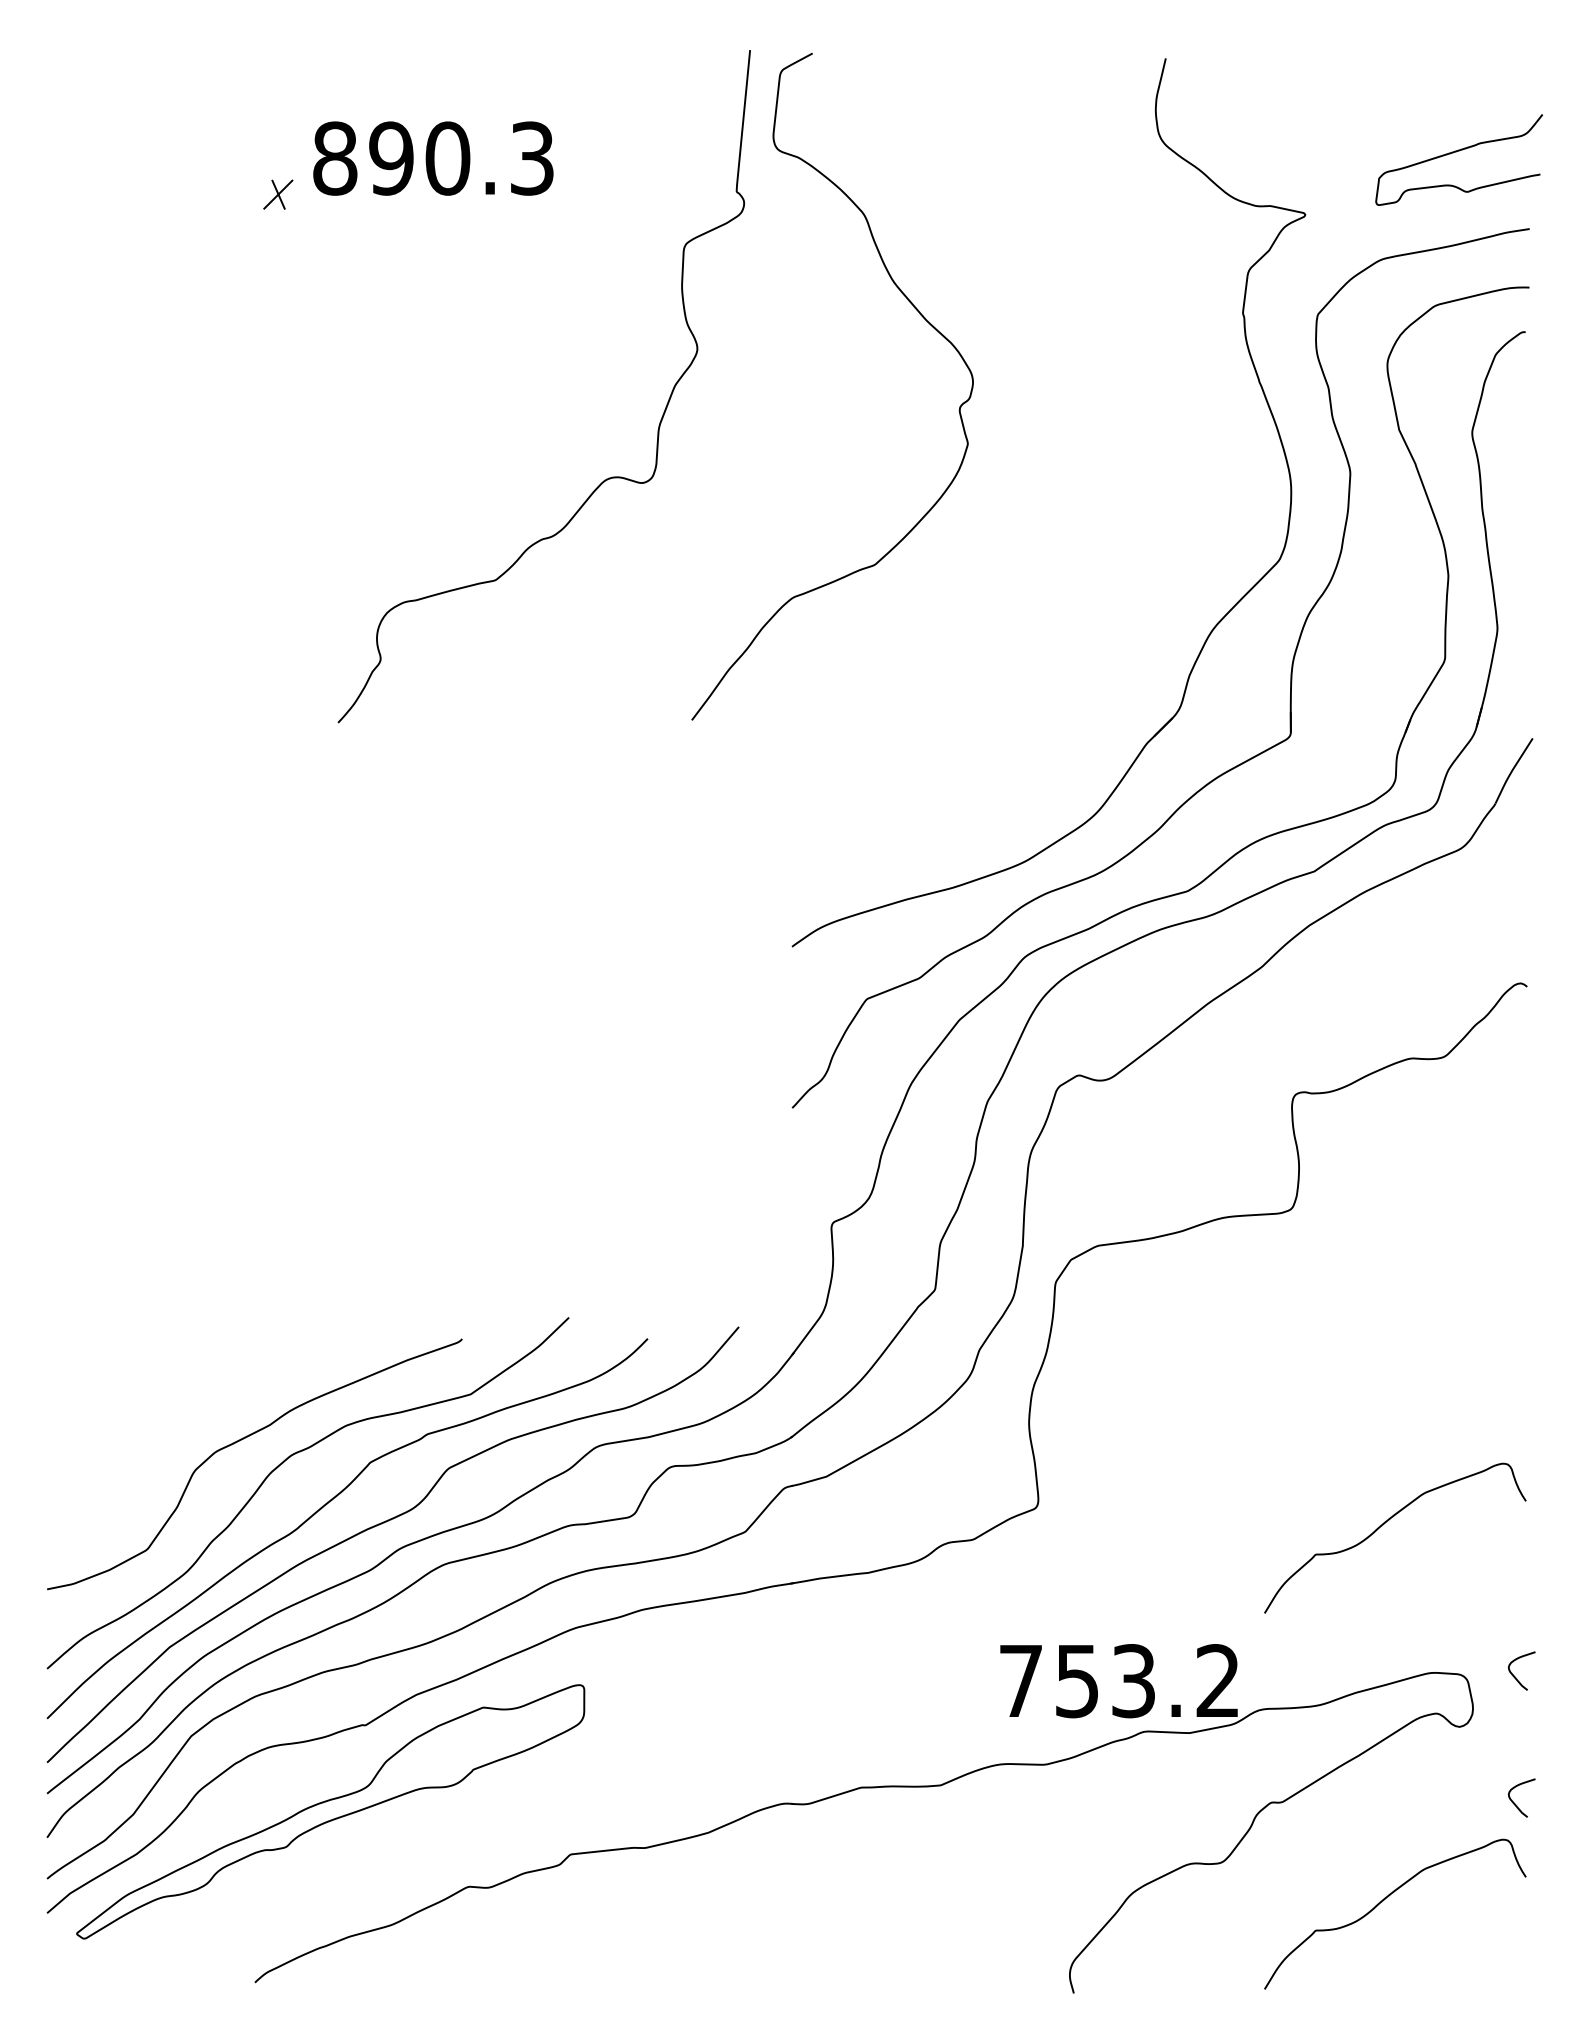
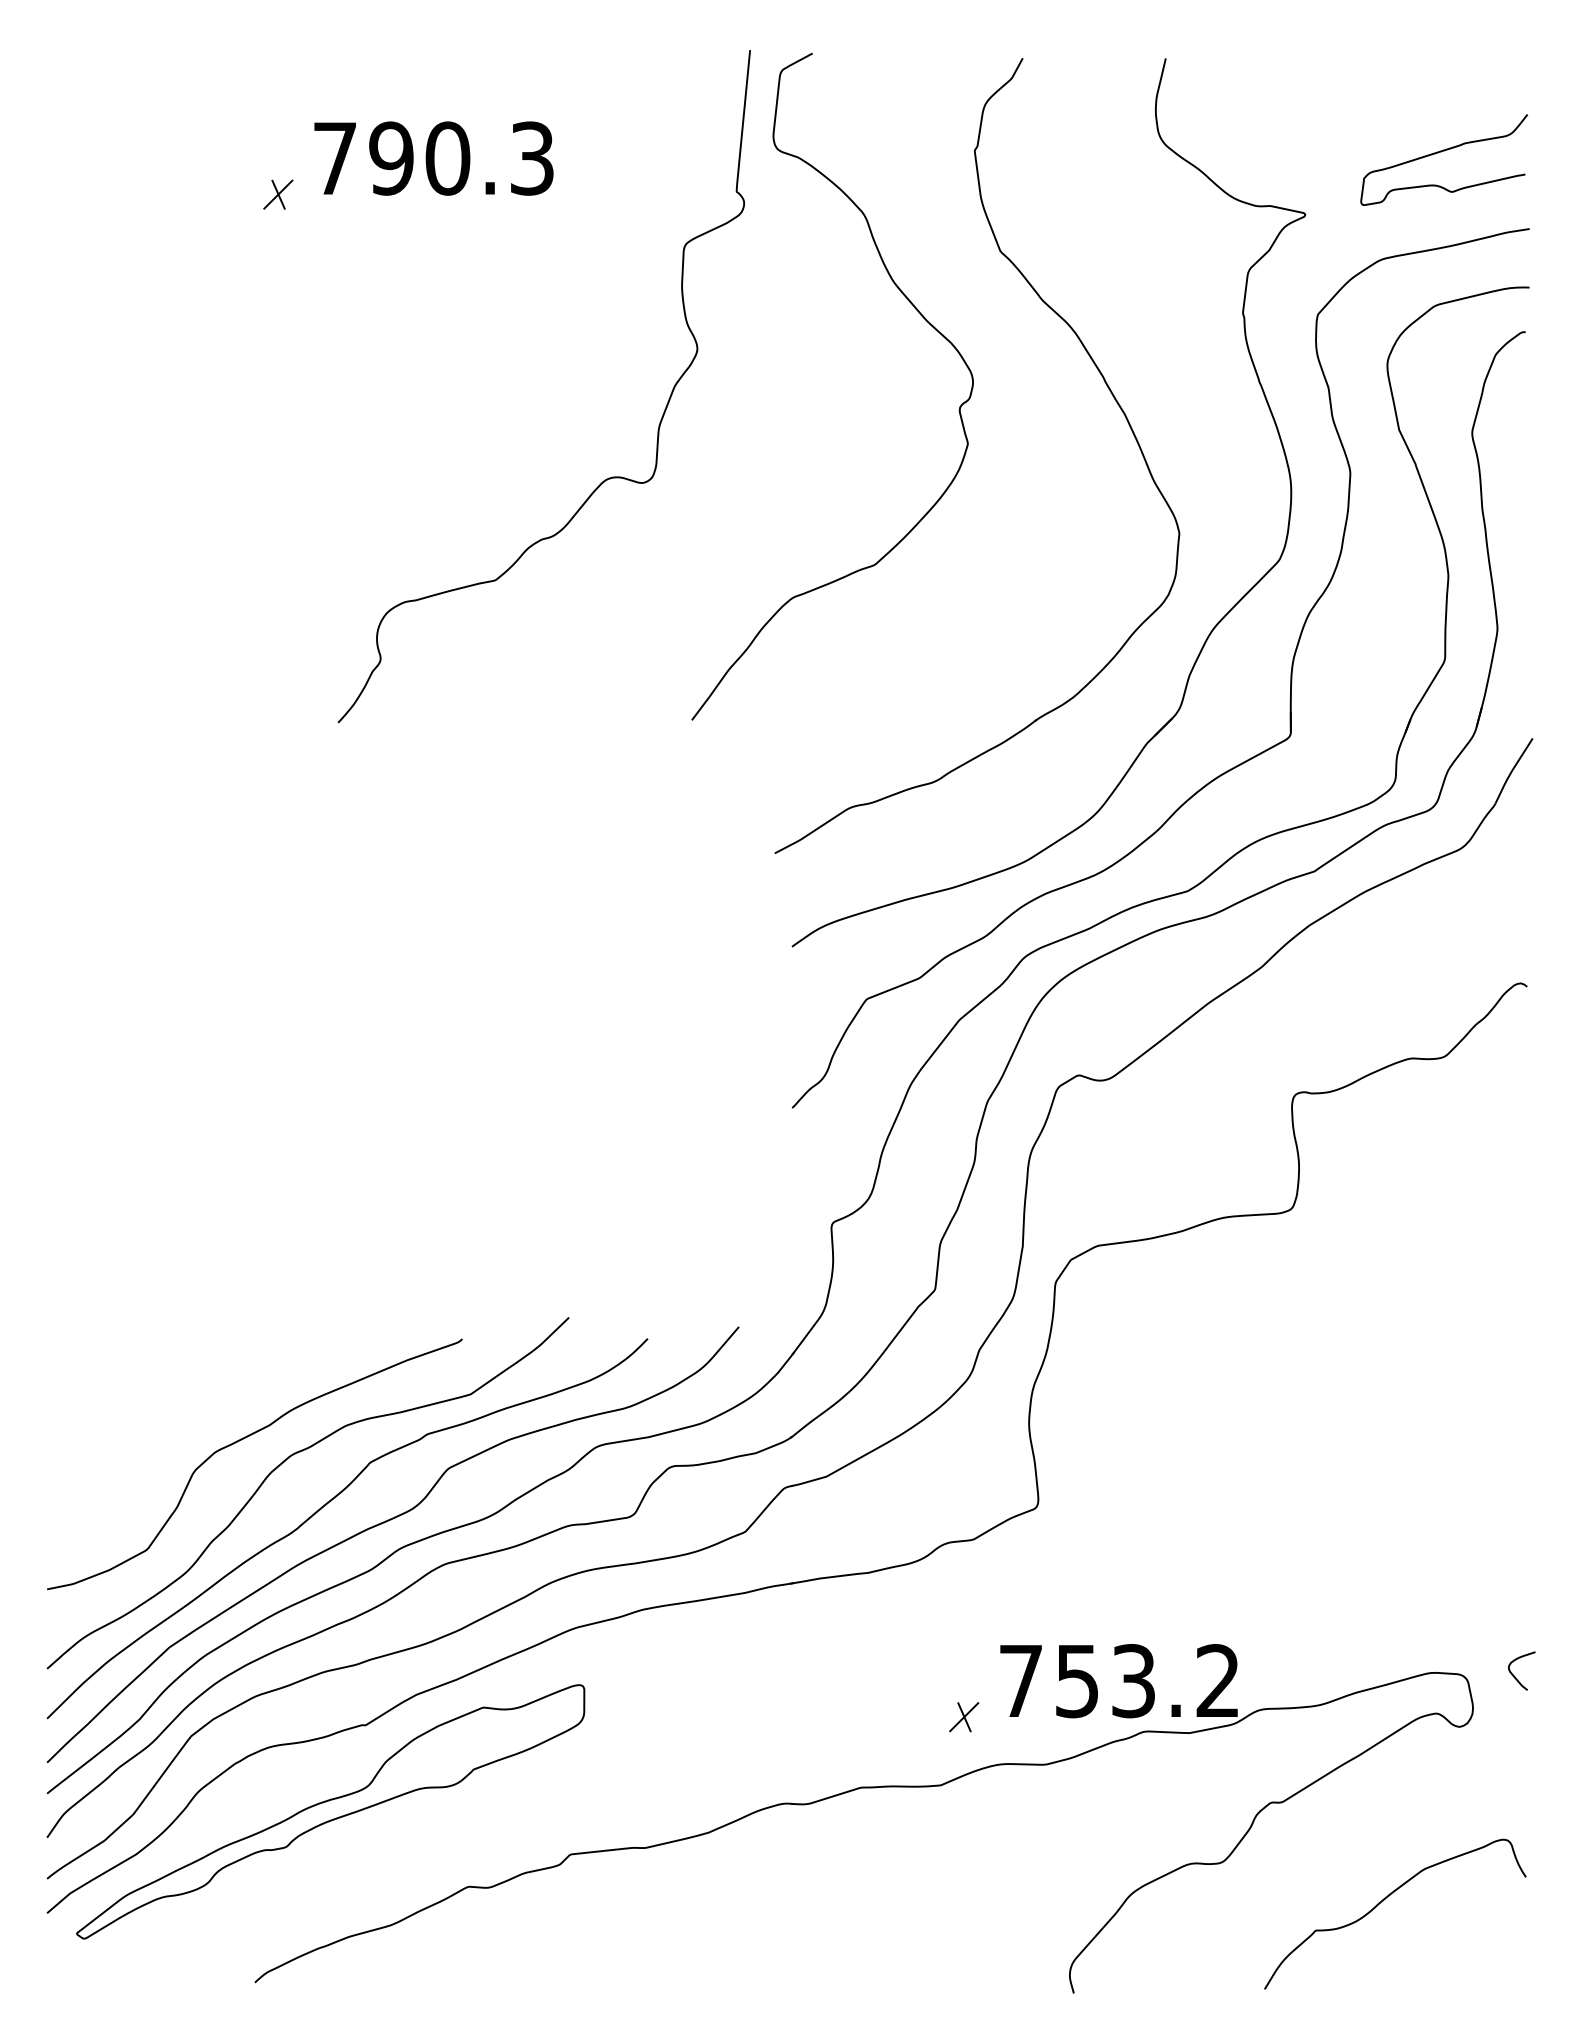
curve position: (1456, 152) -> (1441, 152) (1441, 152)
text: 890.3 -> 790.3 (335, 158)
part: none -> present (1105, 384)
curve: present -> none (1383, 1525)
part: none -> present (964, 1717)
curve: present -> none (1515, 1803)
